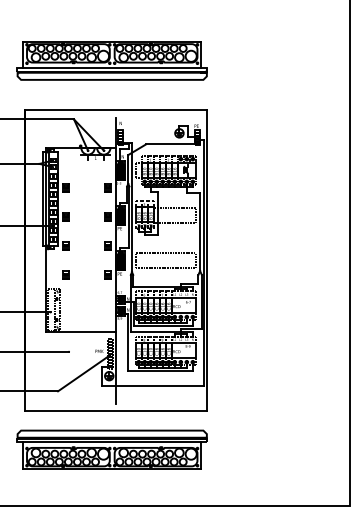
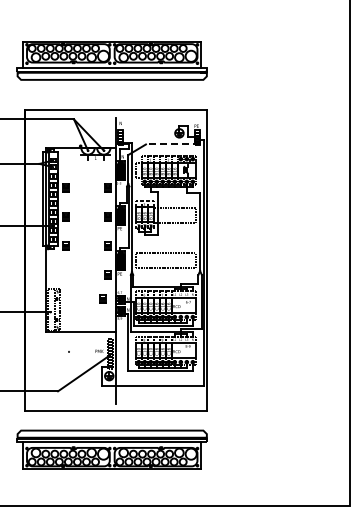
line: solid -> dashed (172, 144)
part position: (65, 274) -> (102, 298) (102, 298)
line: present -> none (35, 351)
